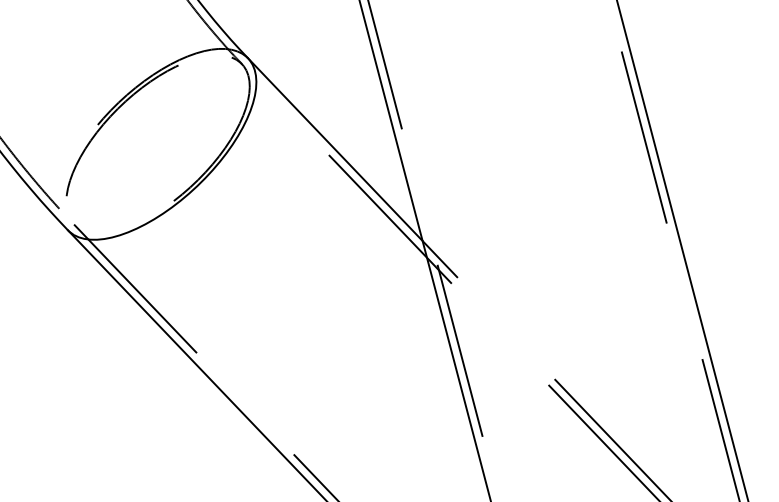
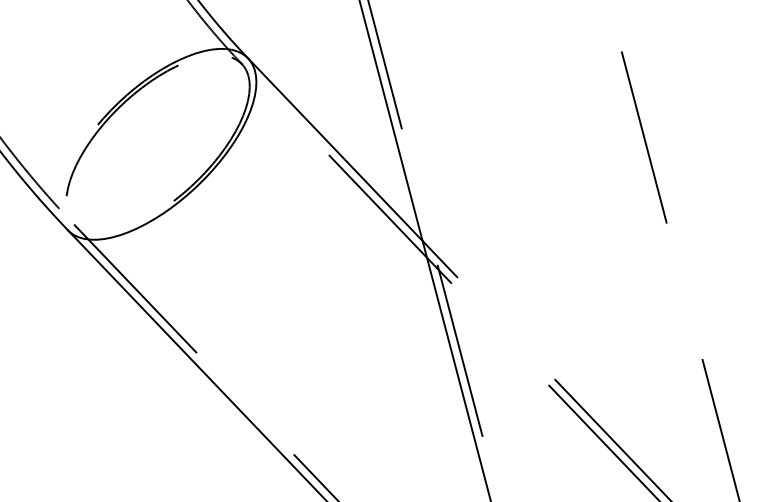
line: present -> none (682, 250)
